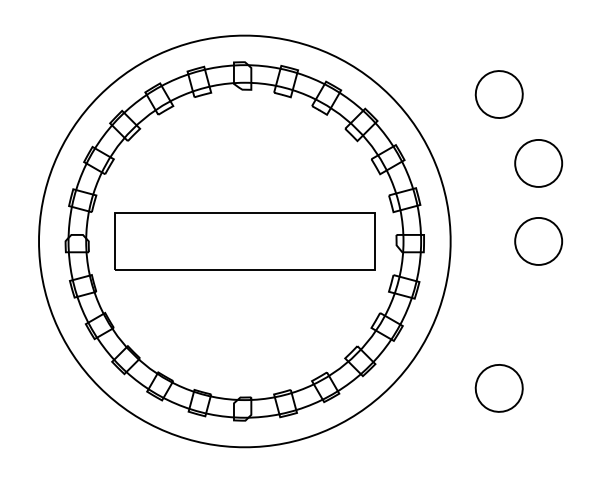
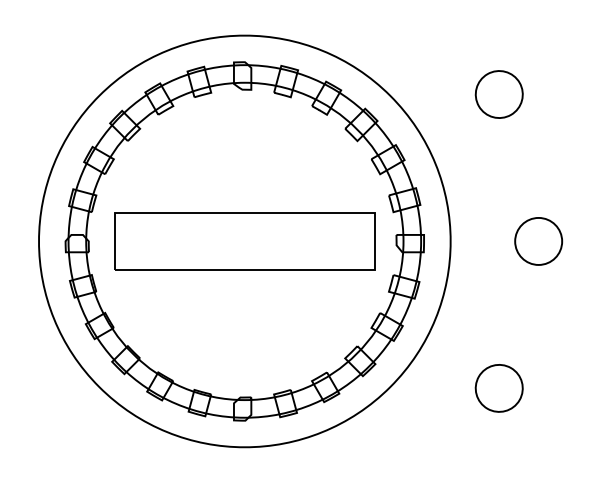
part: present -> none (538, 163)
